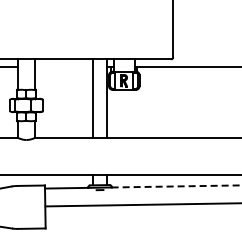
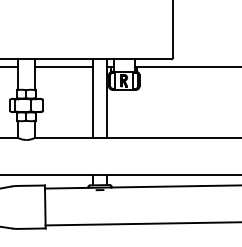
line: none -> present (63, 66)
line: dashed -> solid (176, 186)
line position: (141, 204) -> (141, 223) (141, 223)
